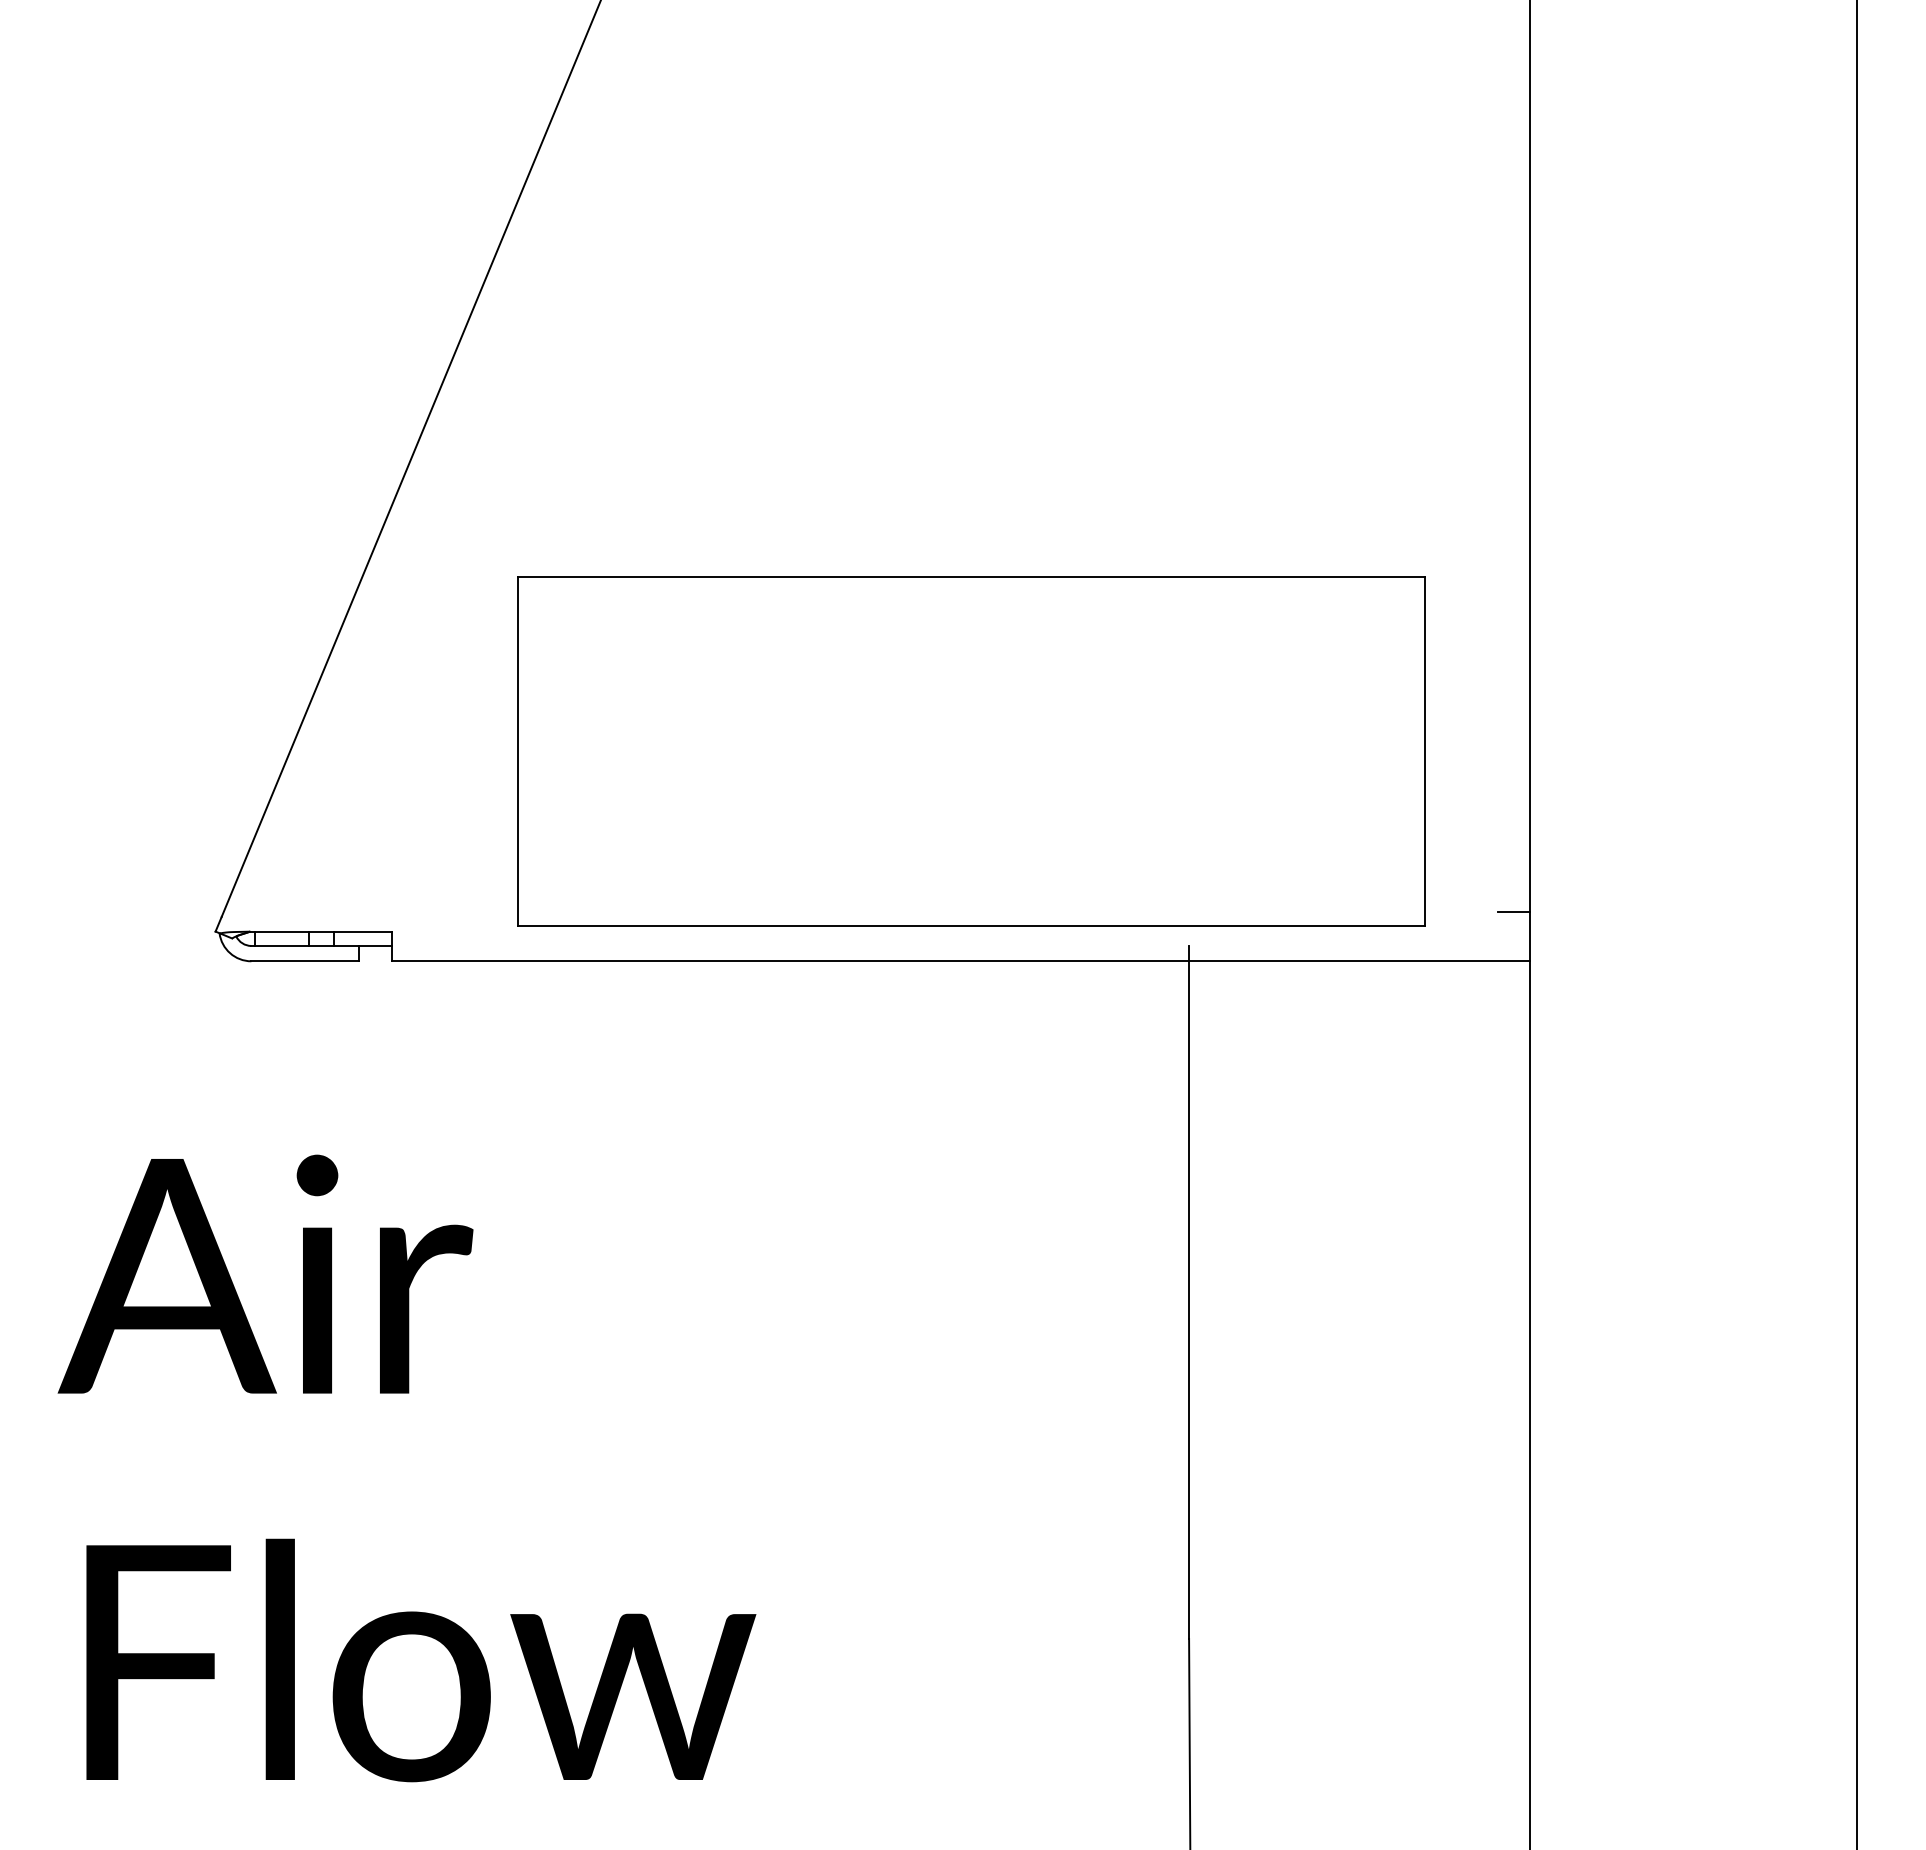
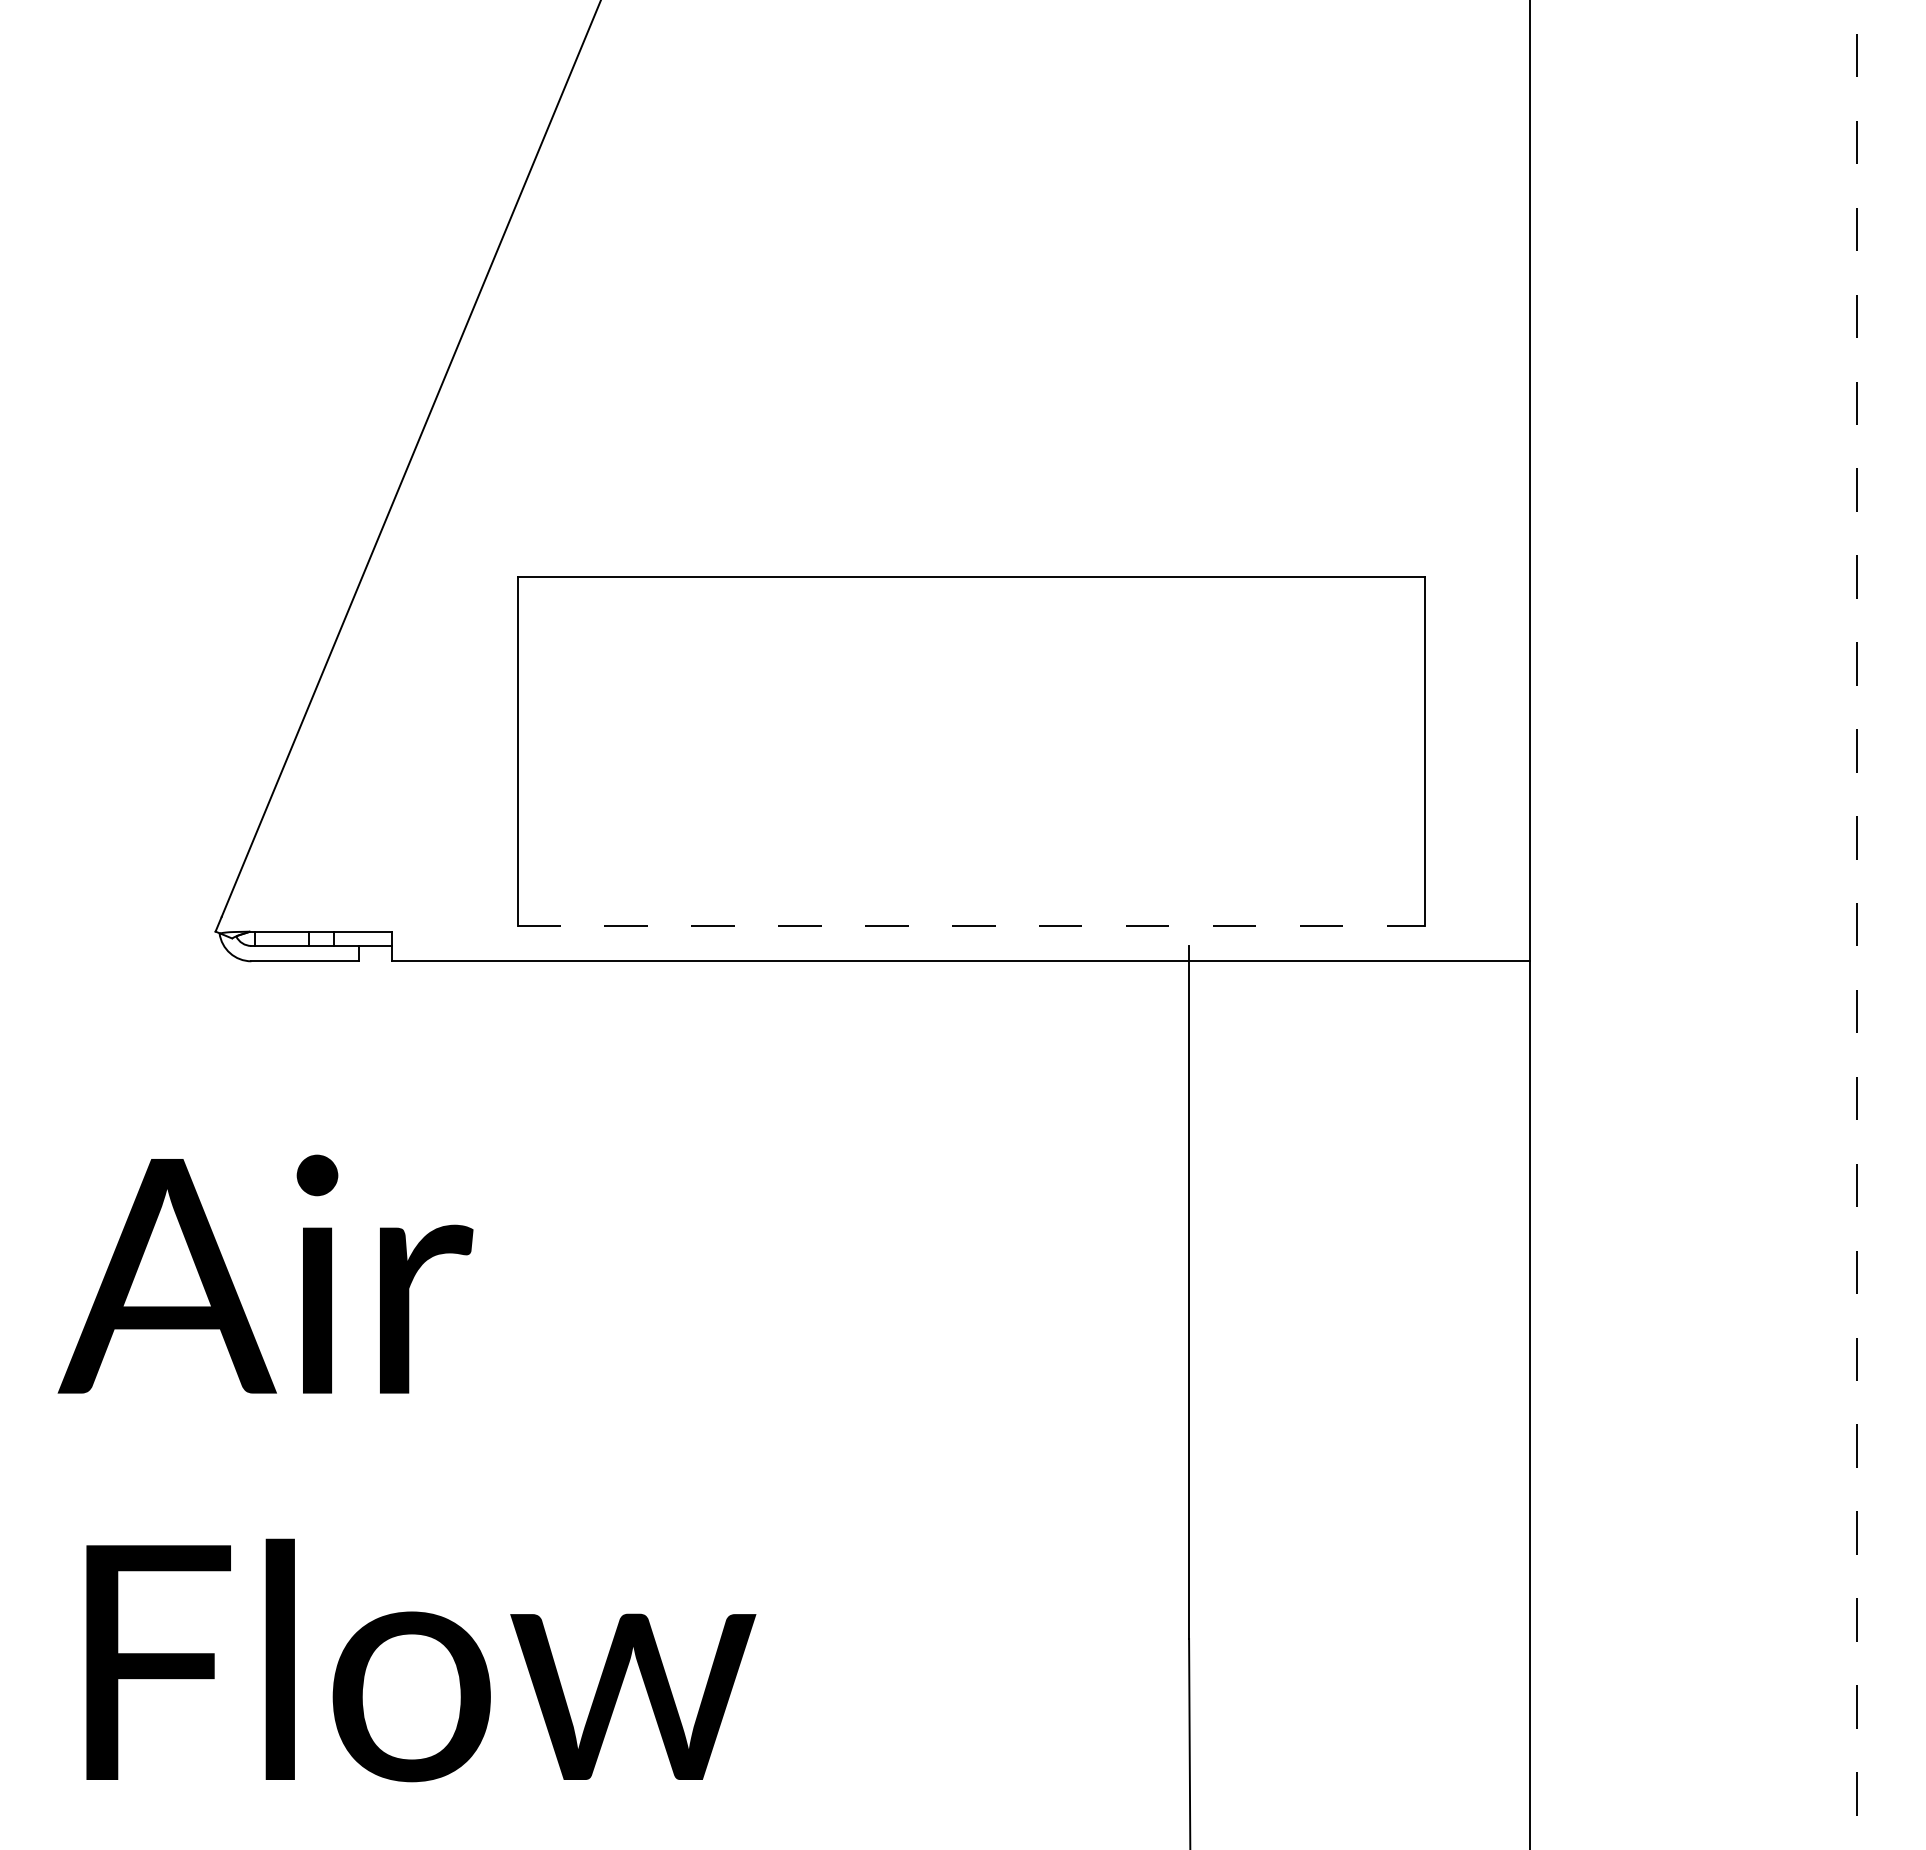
line: present -> none (1513, 912)
line: solid -> dashed (1857, 924)
line: solid -> dashed (971, 926)
